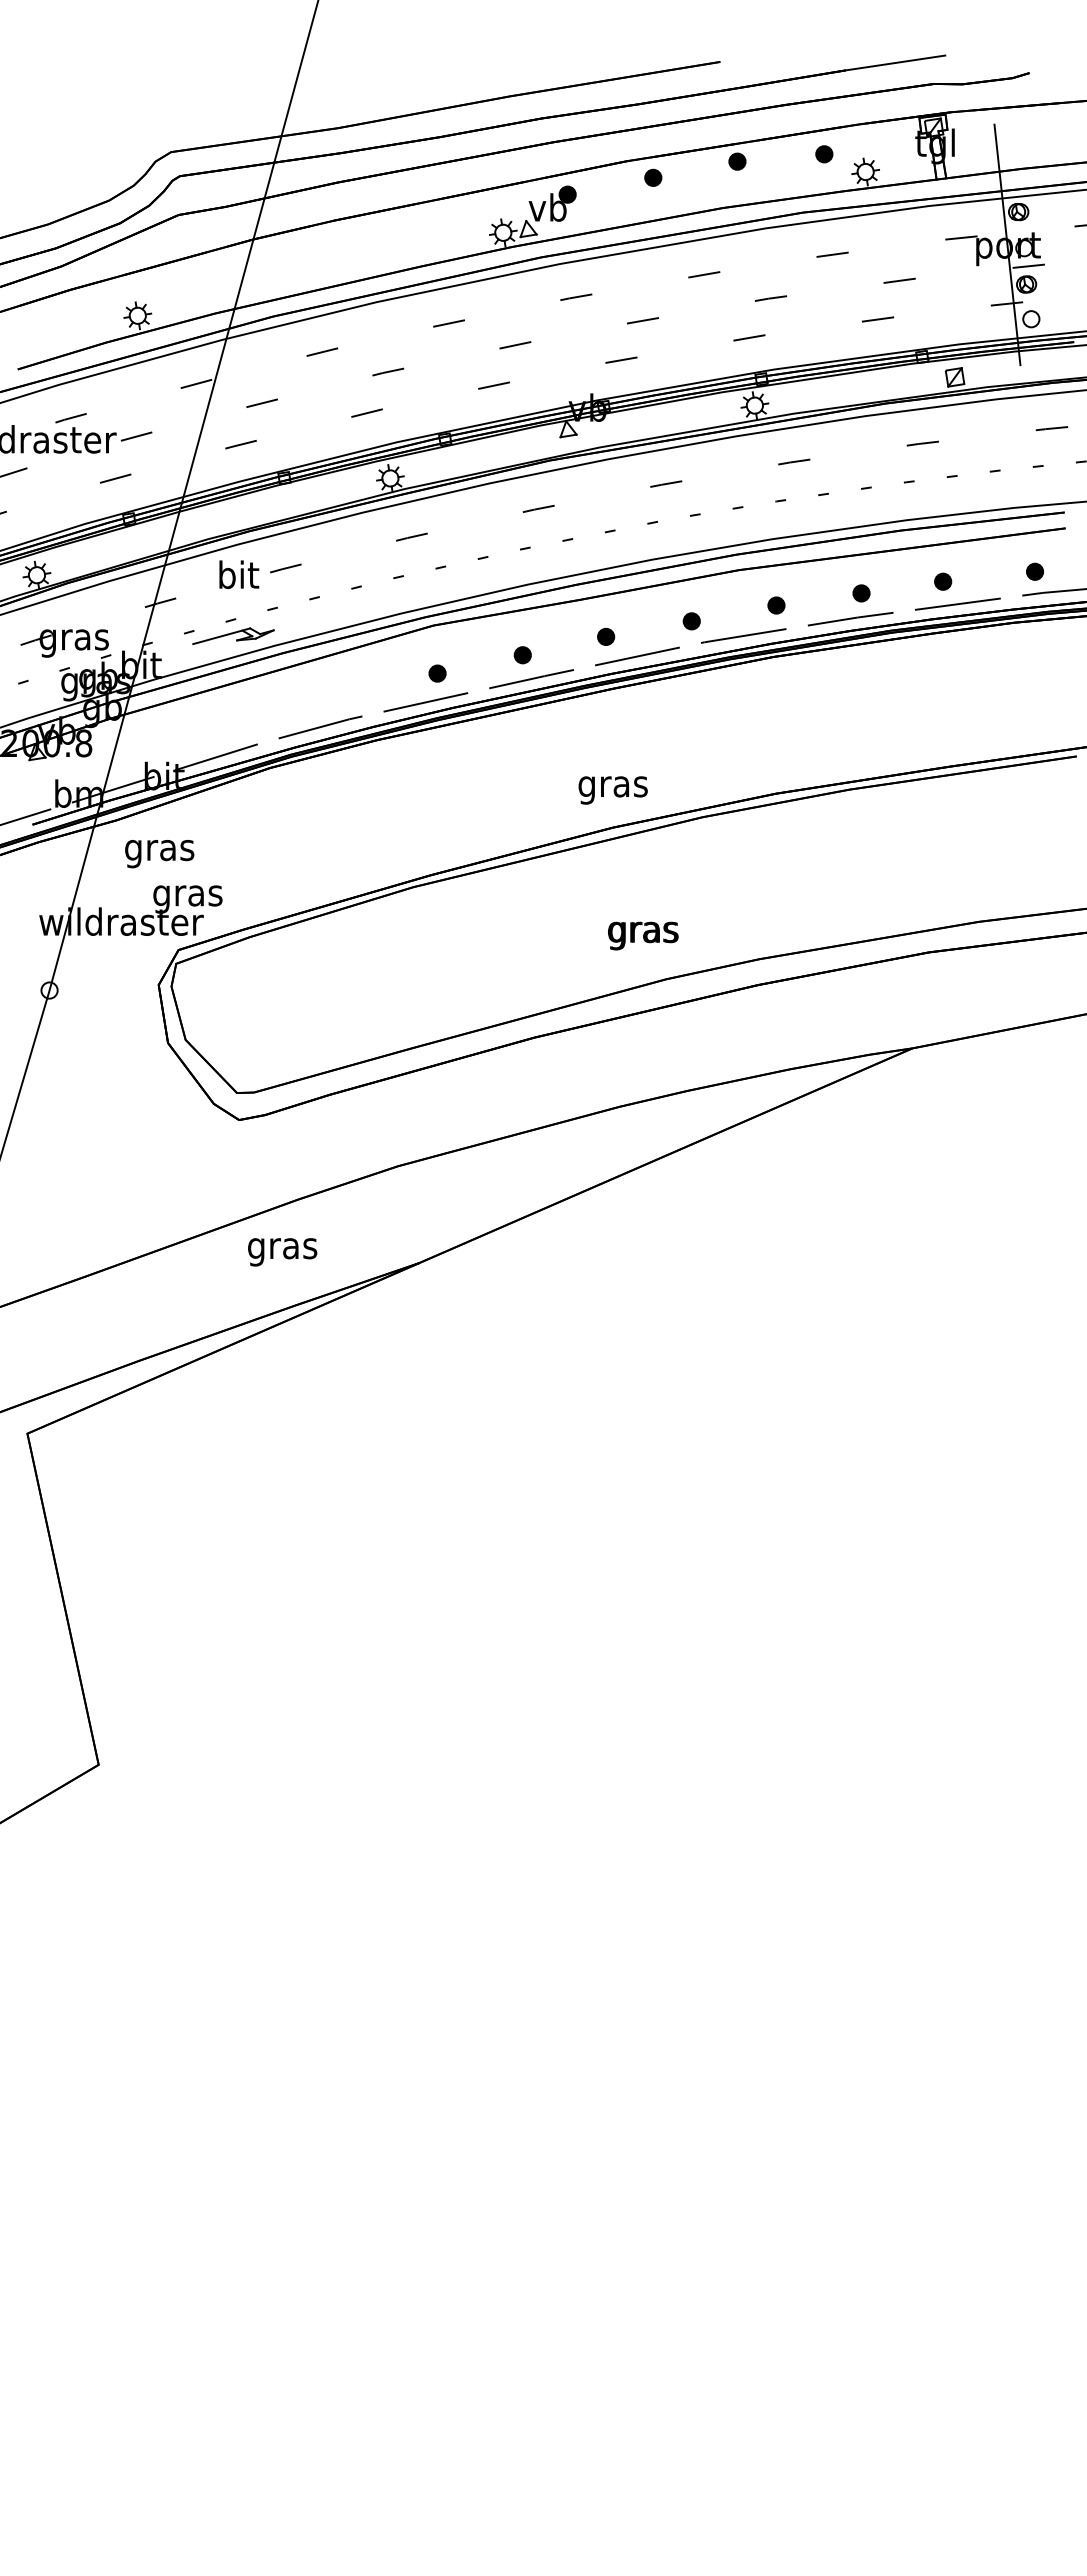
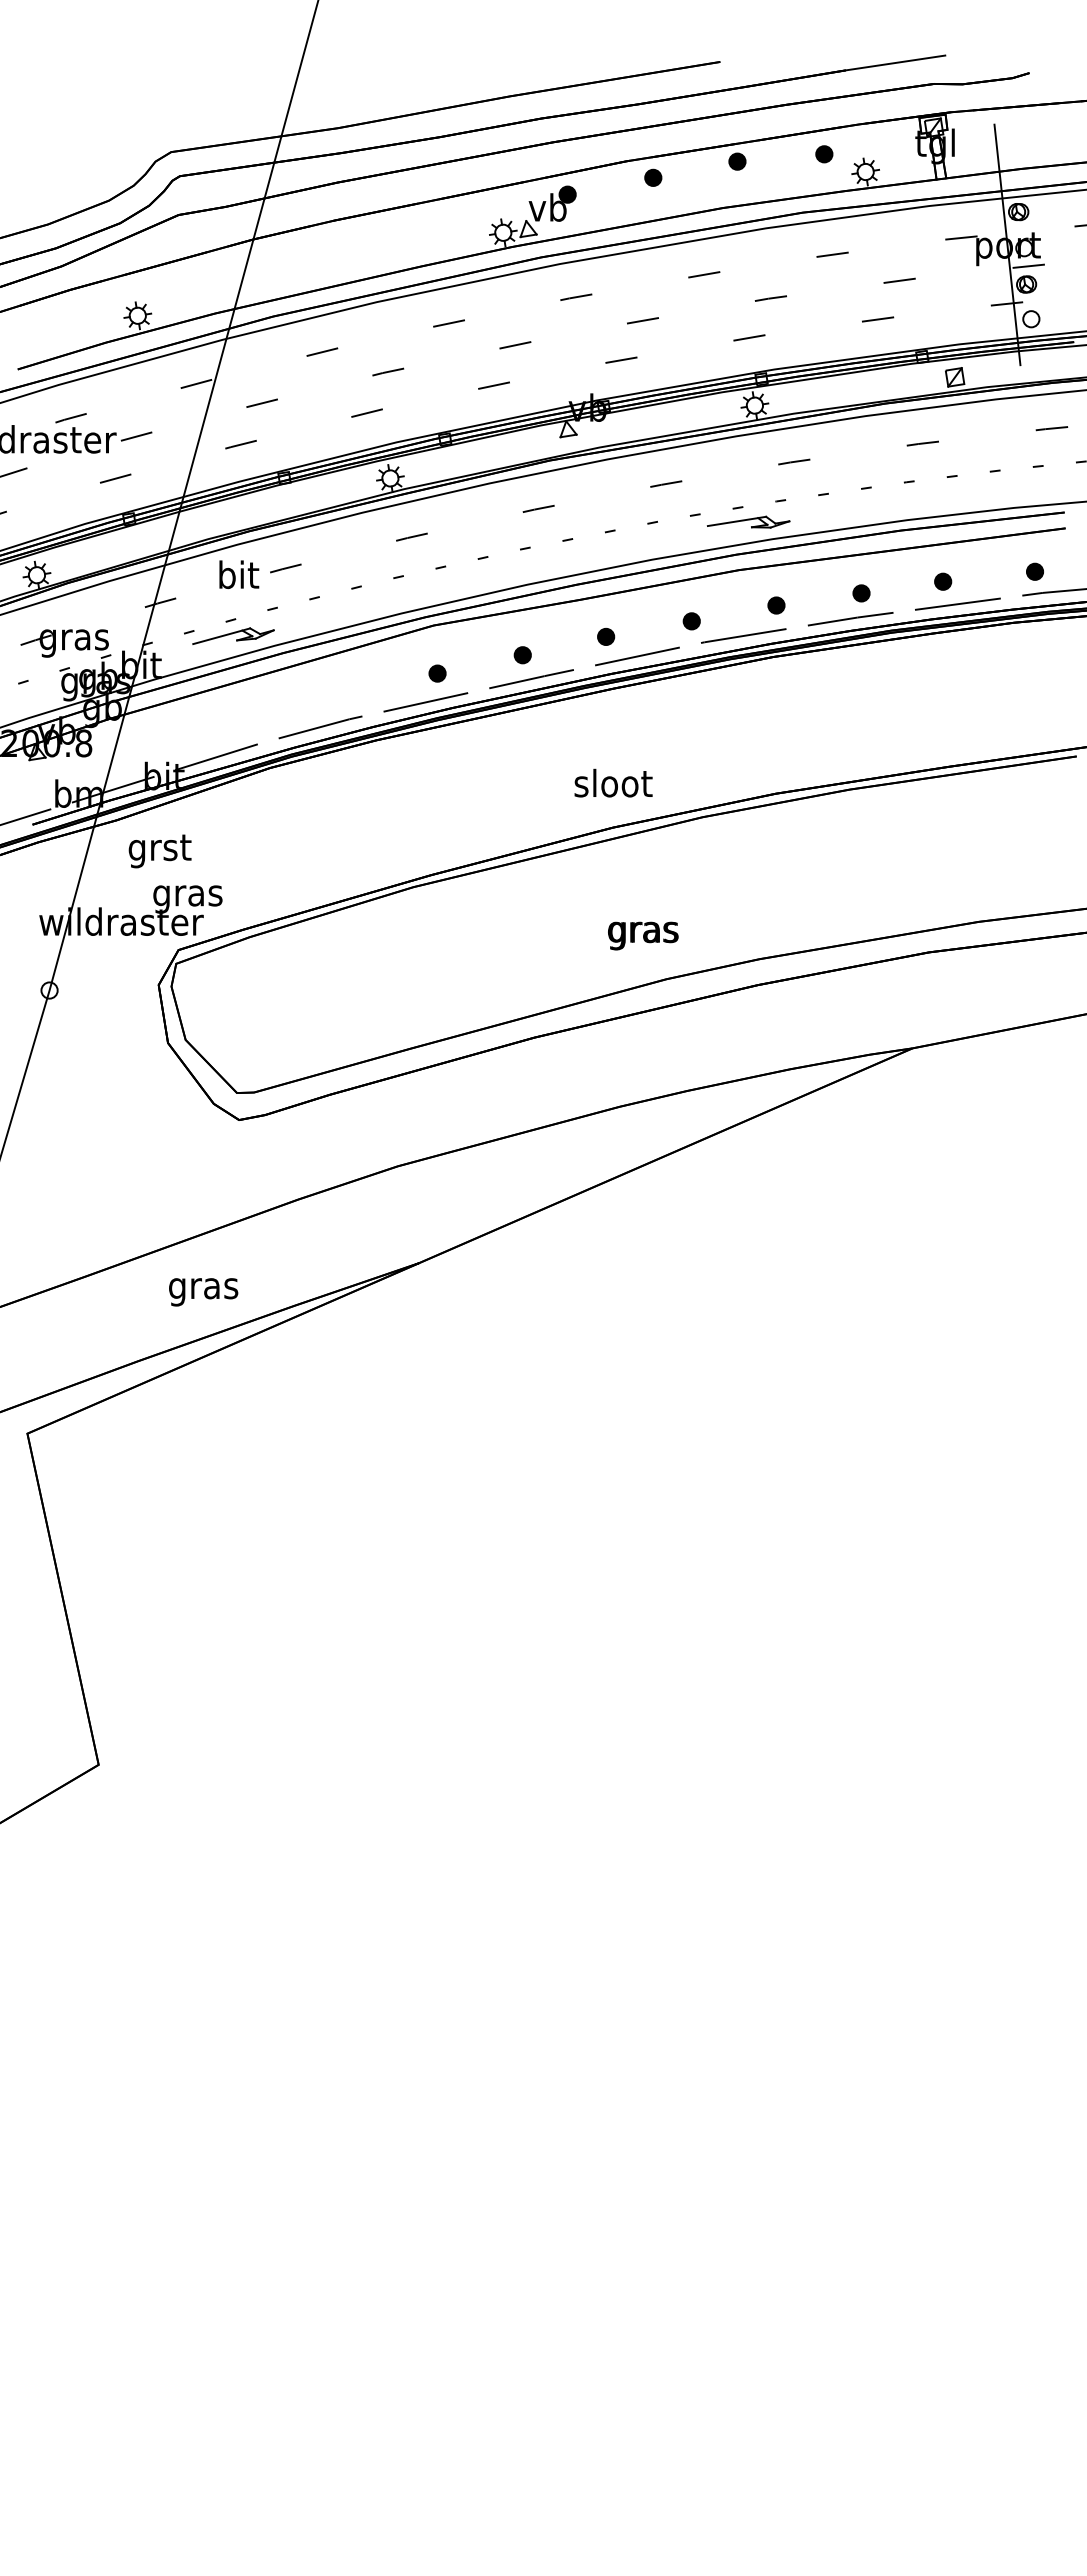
part: none -> present (748, 521)
text: gras -> sloot (613, 786)
text: gras -> grst (159, 851)
text position: (282, 1252) -> (203, 1292) (203, 1292)
